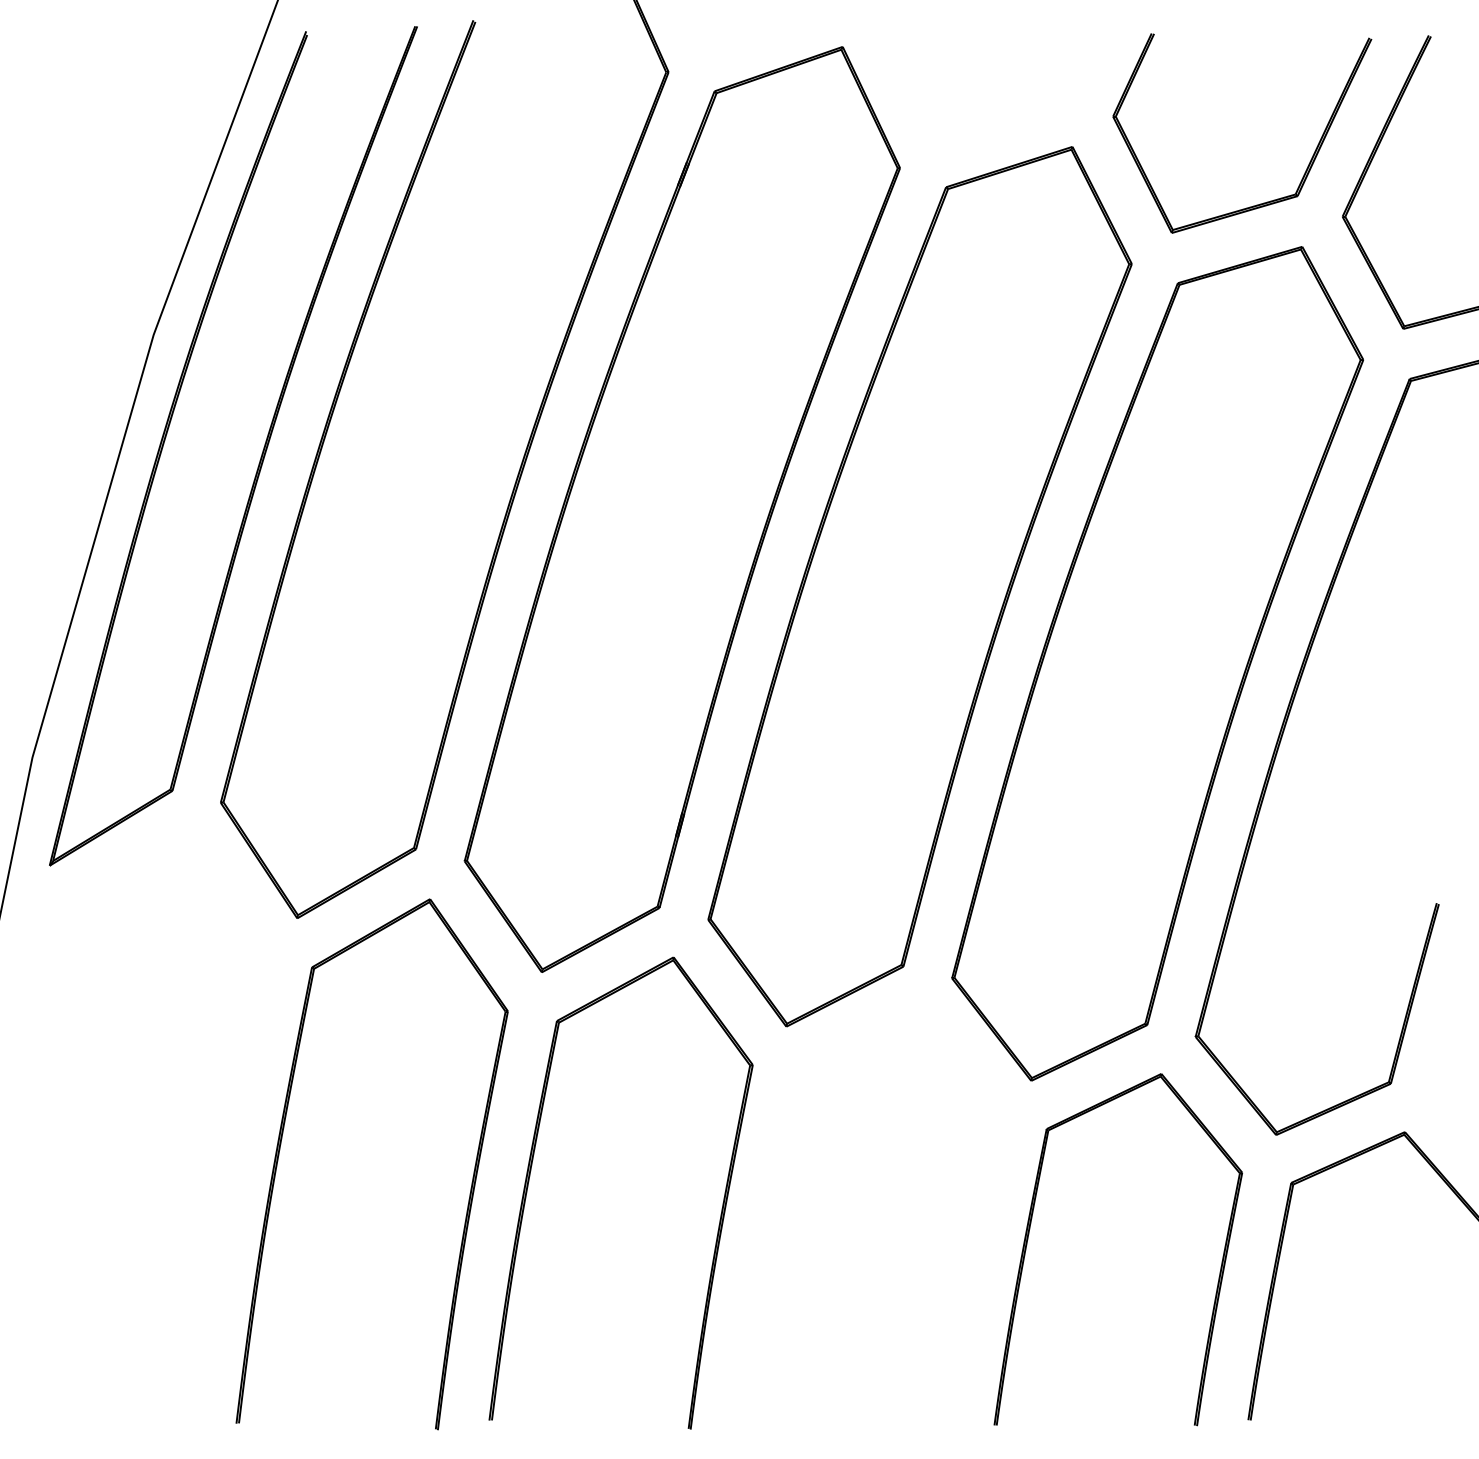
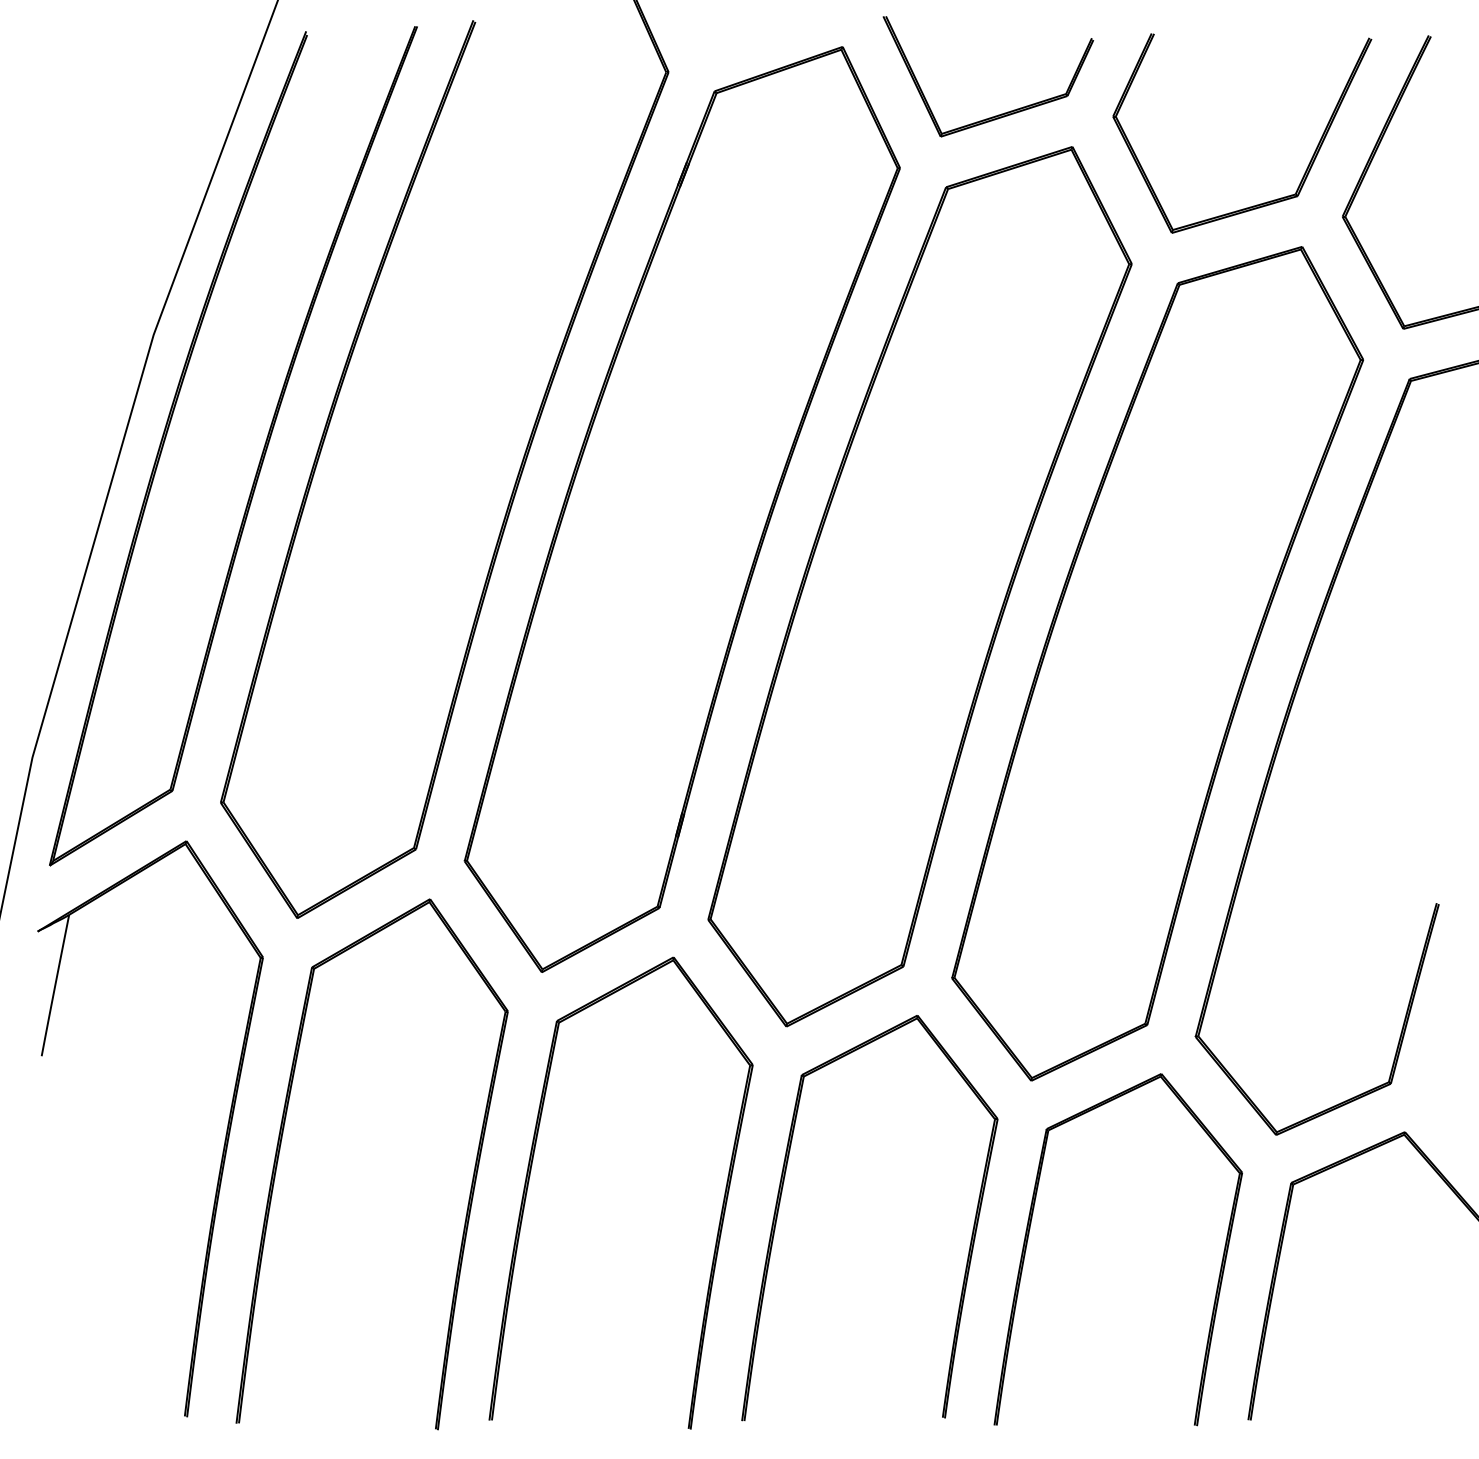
part: none -> present (1001, 113)
part: none -> present (223, 1145)
part: none -> present (780, 1203)
